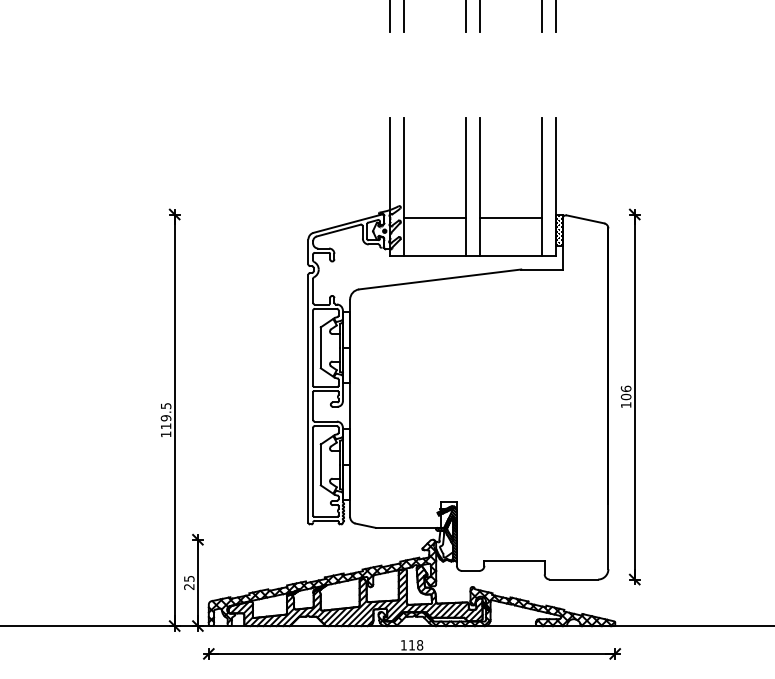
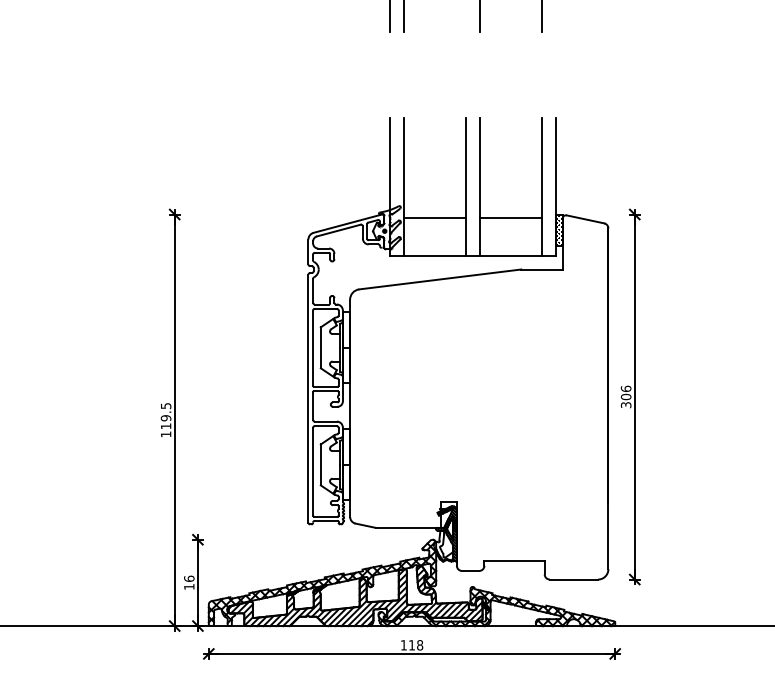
line: present -> none (466, 16)
line: present -> none (555, 16)
text: 106 -> 306 (625, 405)
text: 25 -> 16 (189, 582)
